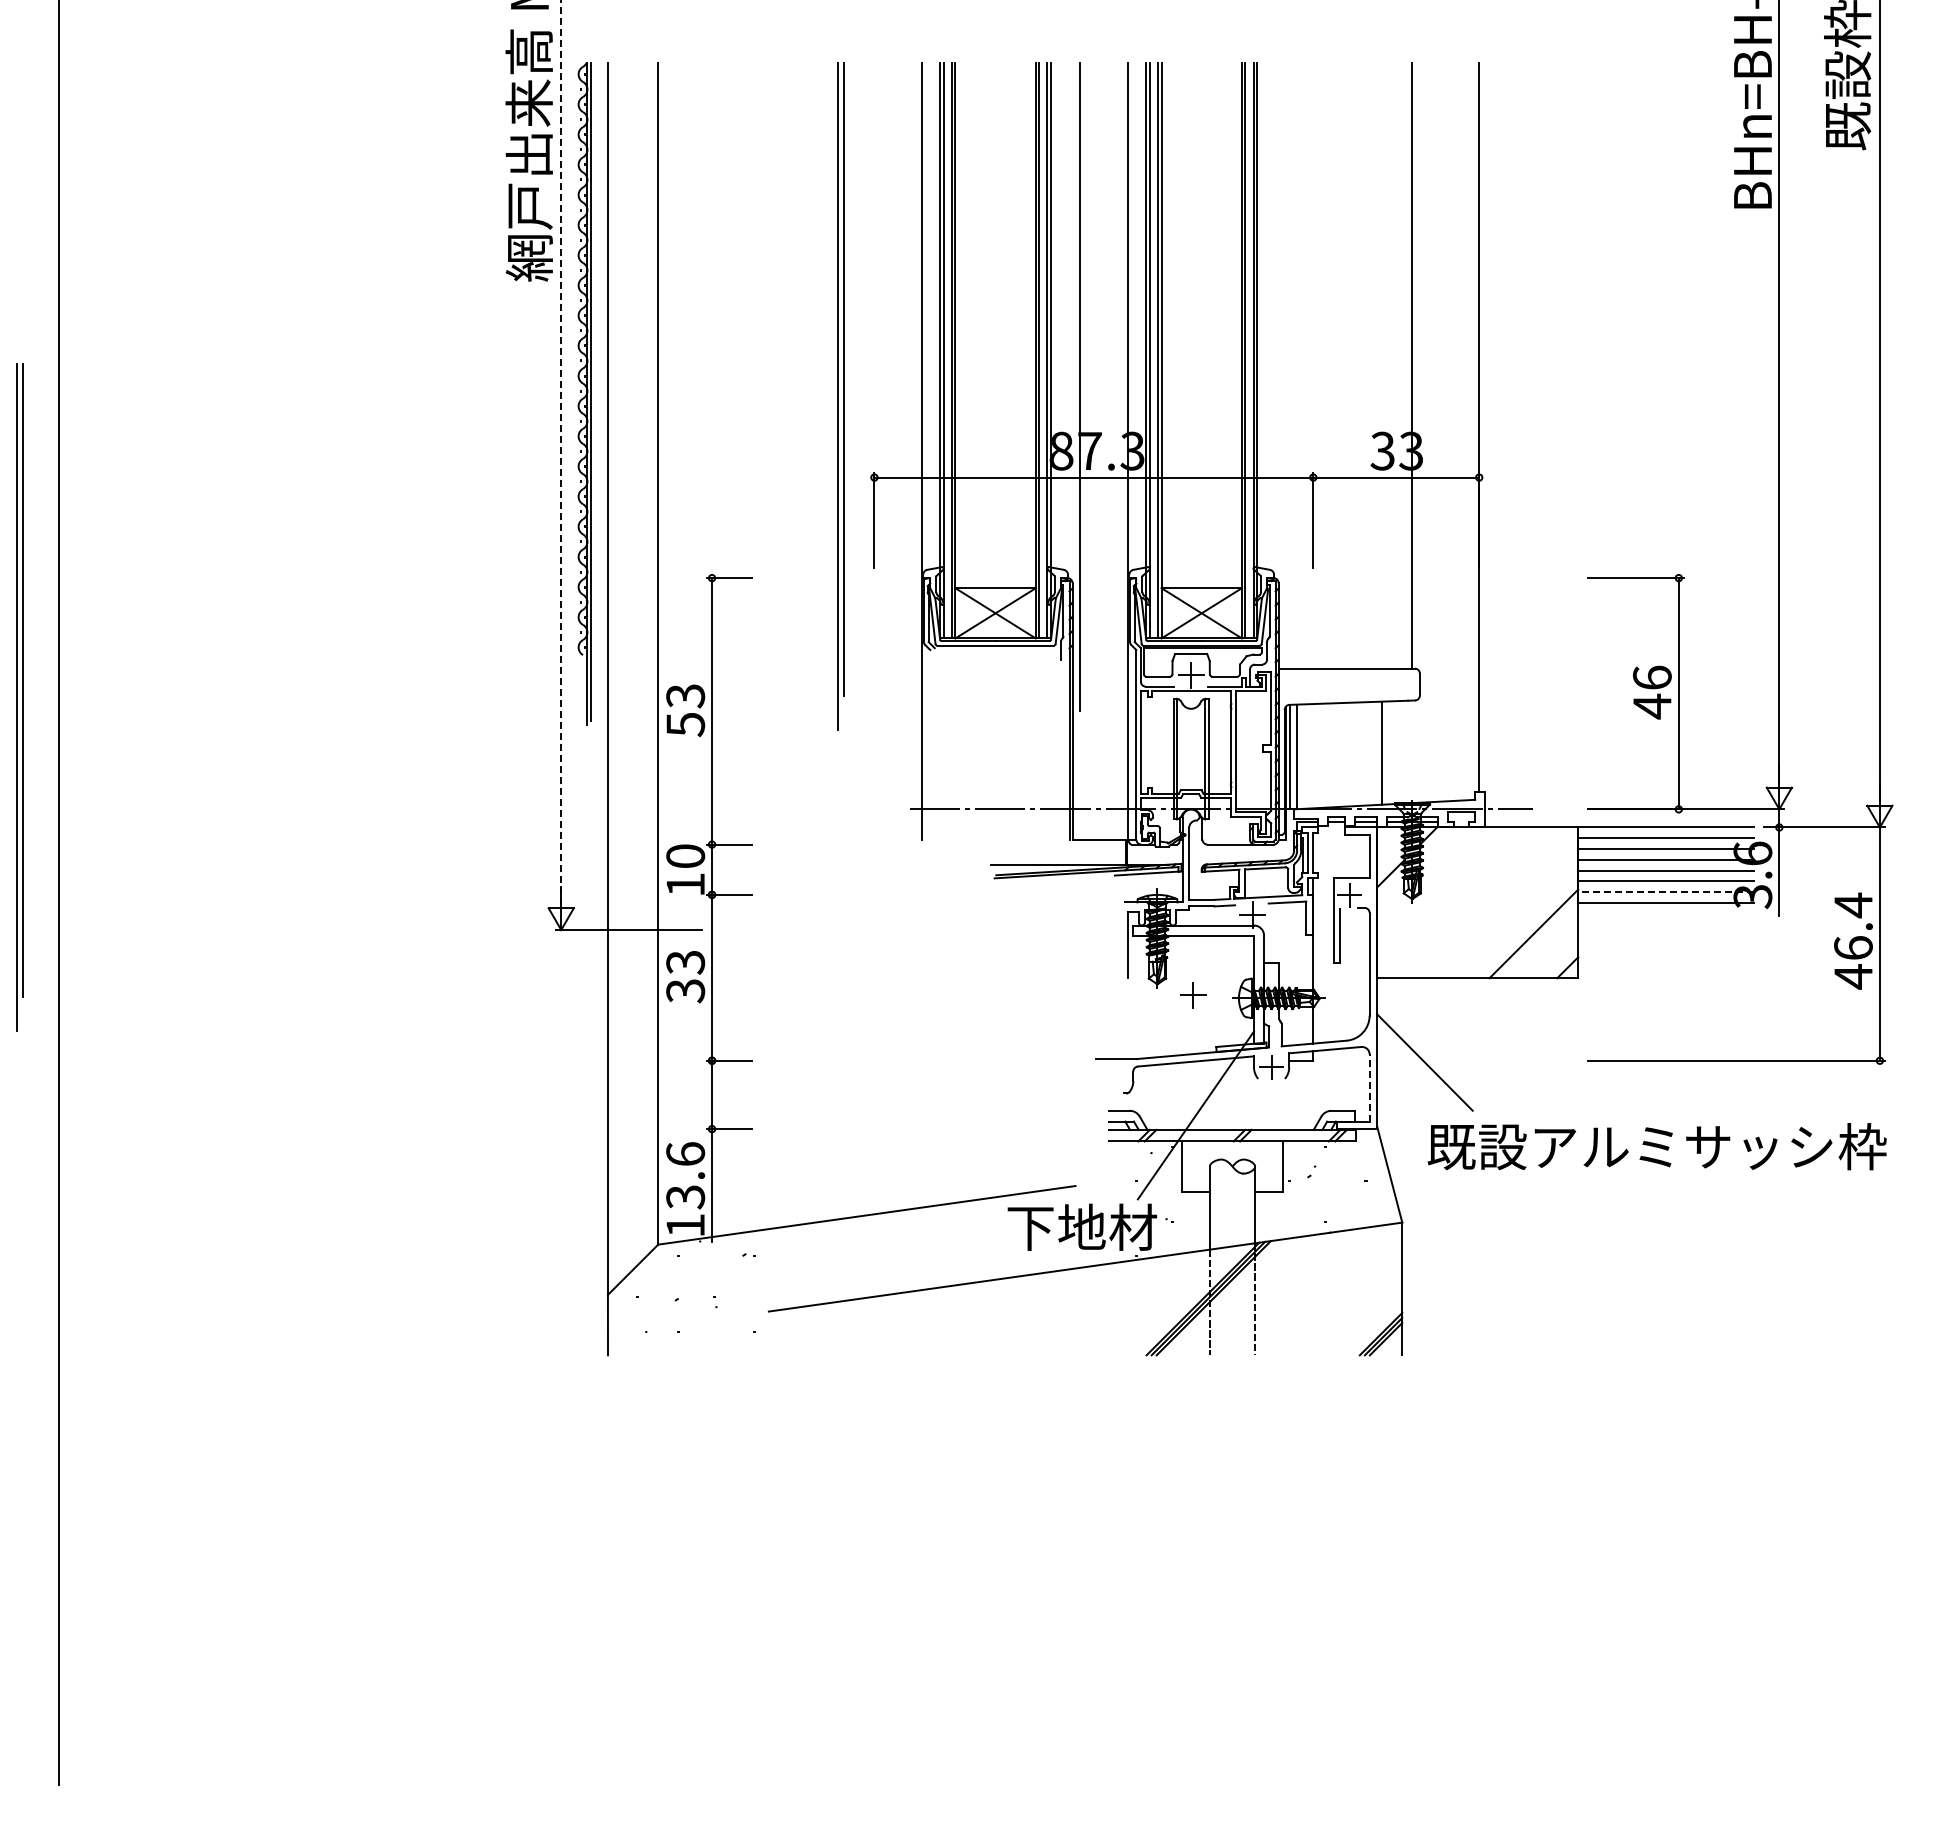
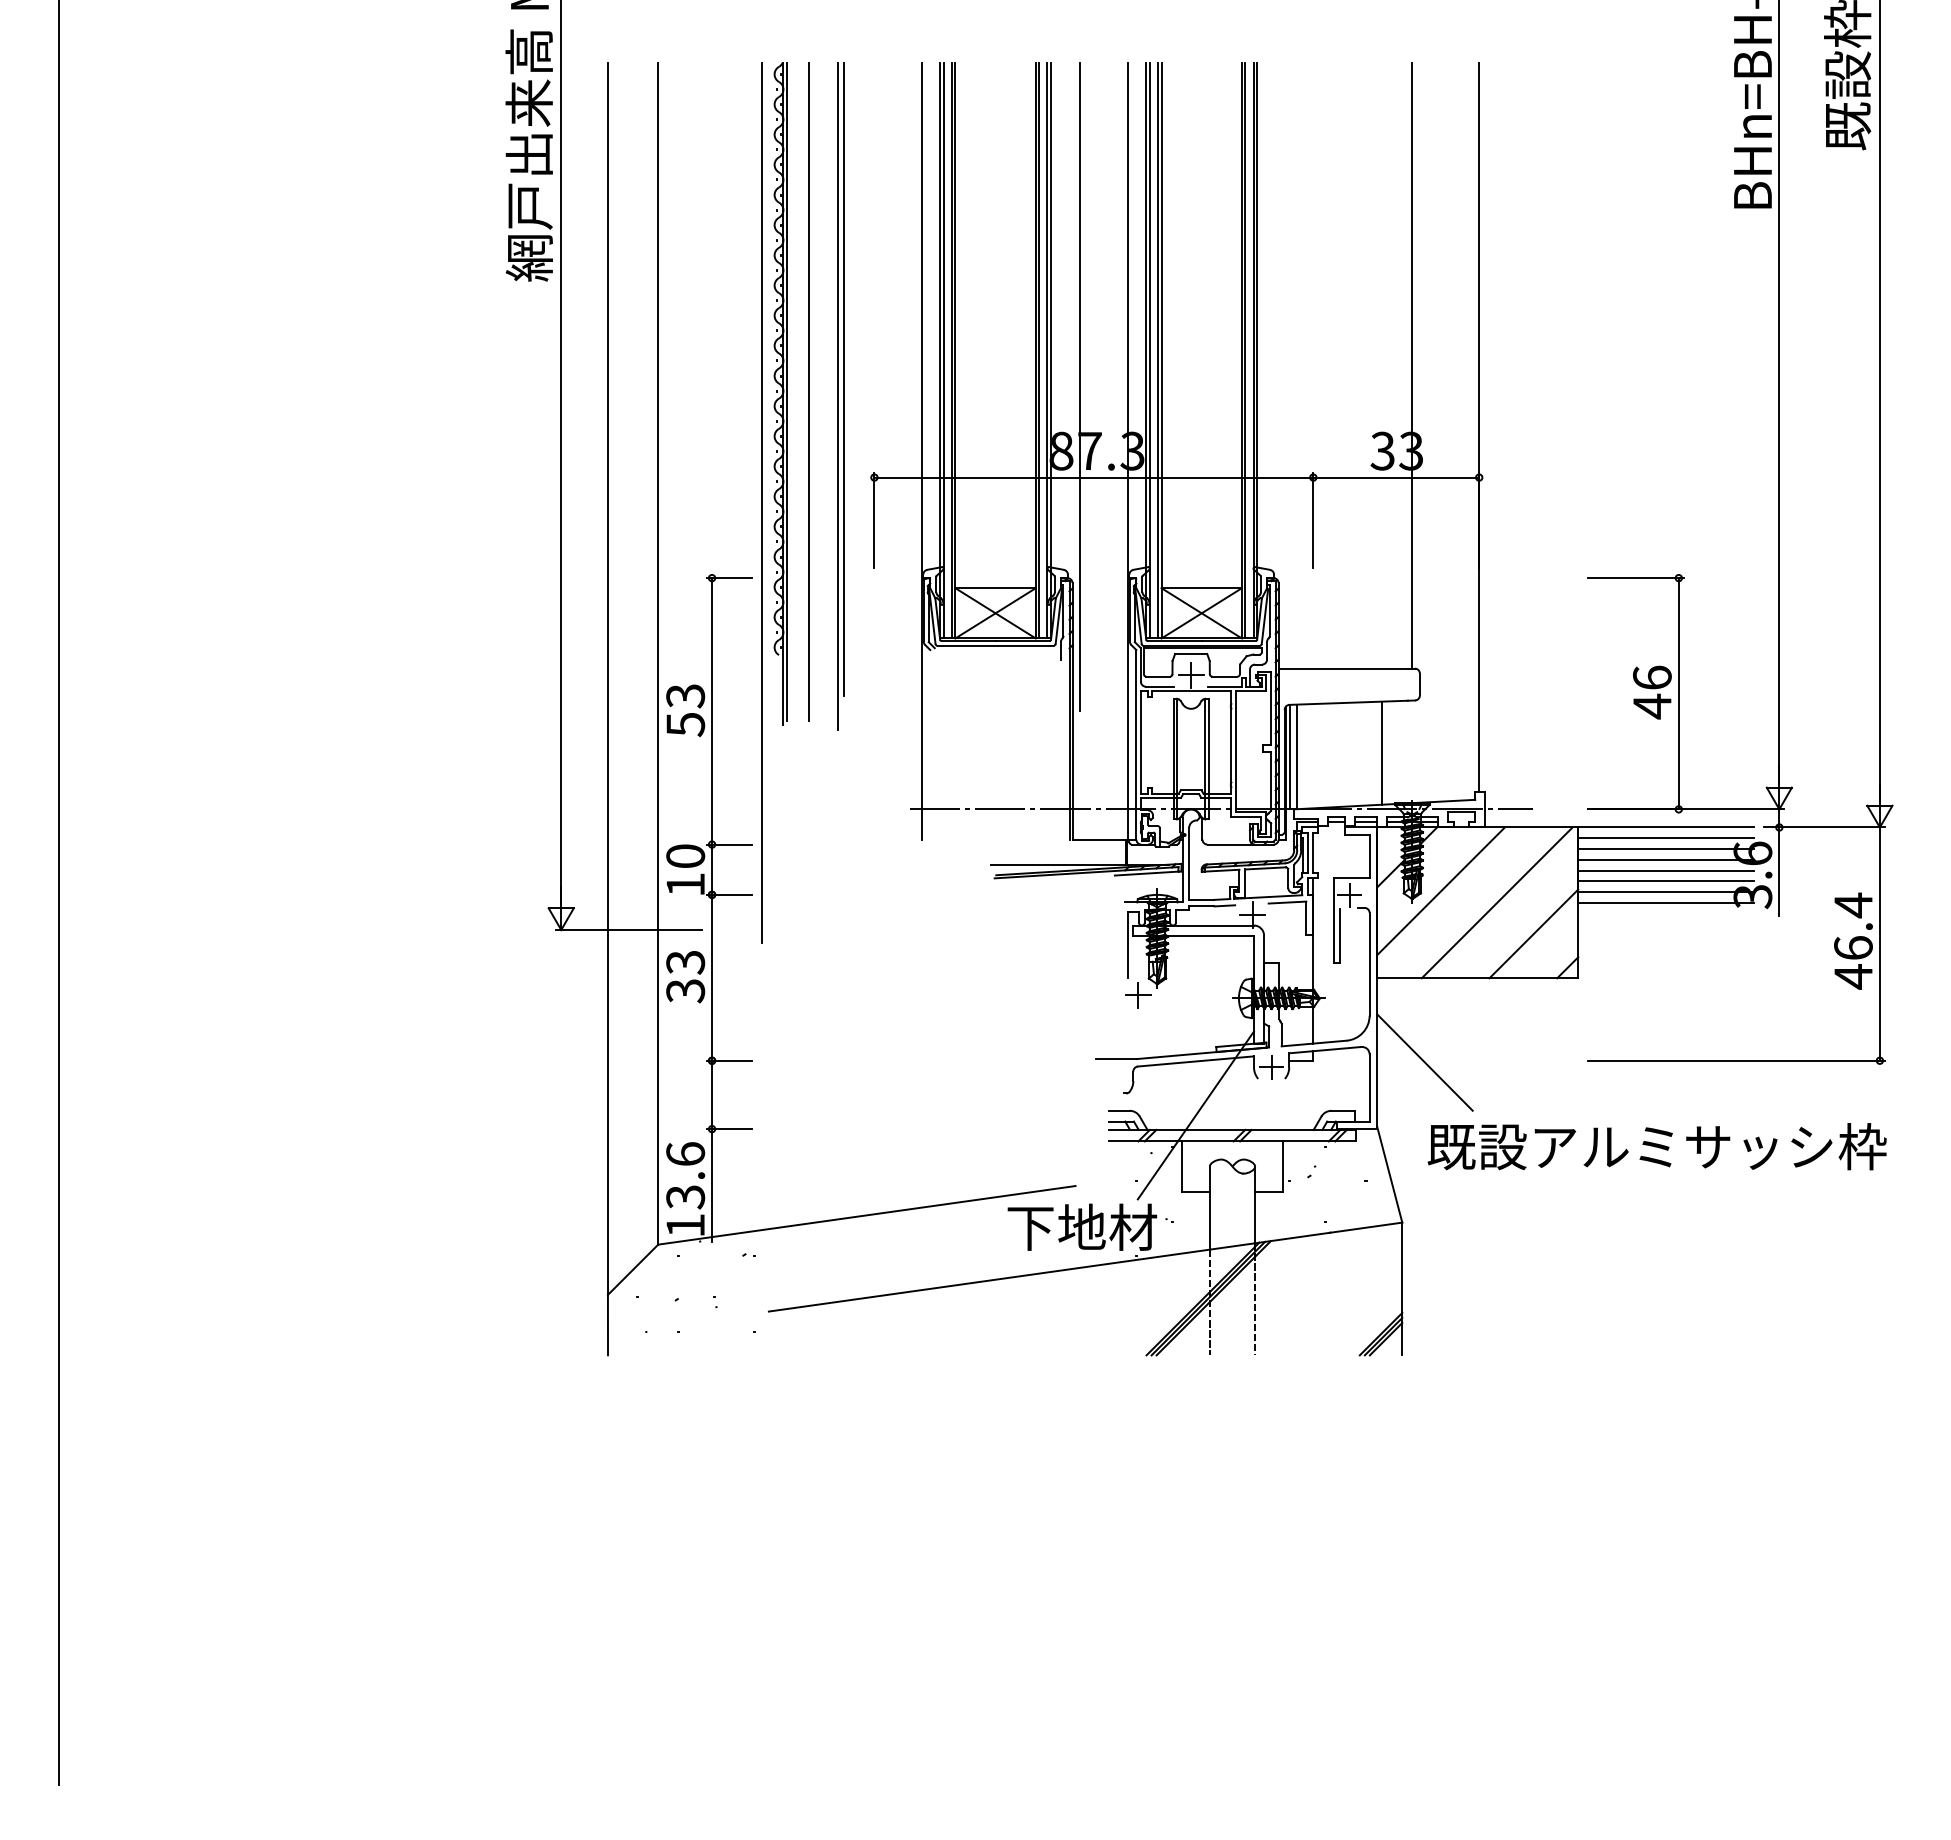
line: none -> present (808, 391)
part position: (584, 393) -> (780, 393) (780, 393)
line: dashed -> solid (561, 451)
line: none -> present (762, 502)
part: present -> none (19, 697)
line: none -> present (1440, 891)
line: dashed -> solid (1666, 892)
line: none -> present (1496, 902)
part position: (1193, 995) -> (1138, 995) (1138, 995)
line: dashed -> solid (1369, 1088)
